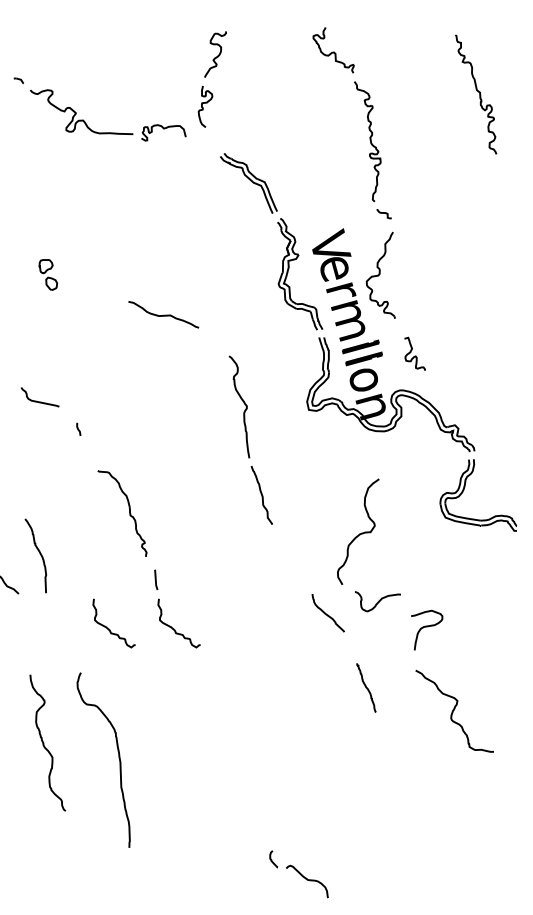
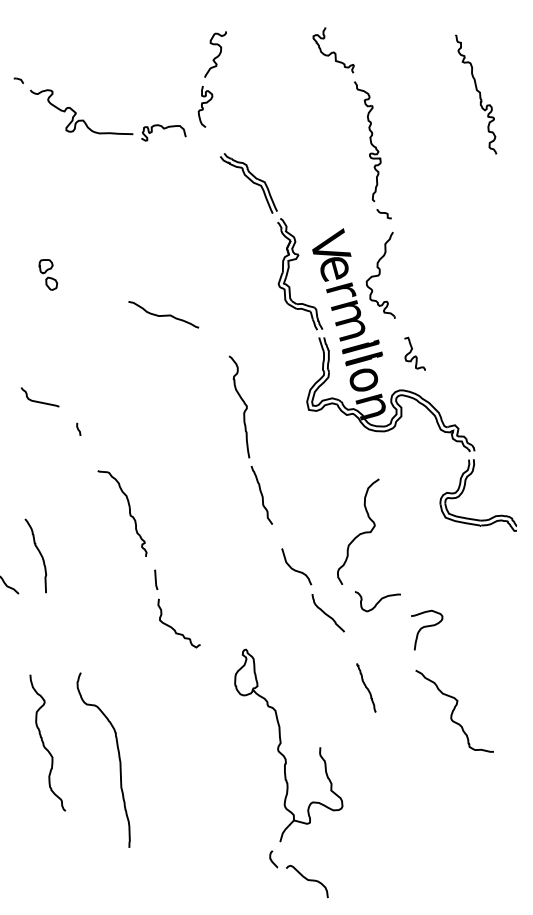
curve: none -> present (295, 569)
curve: present -> none (109, 628)
part: none -> present (281, 743)
